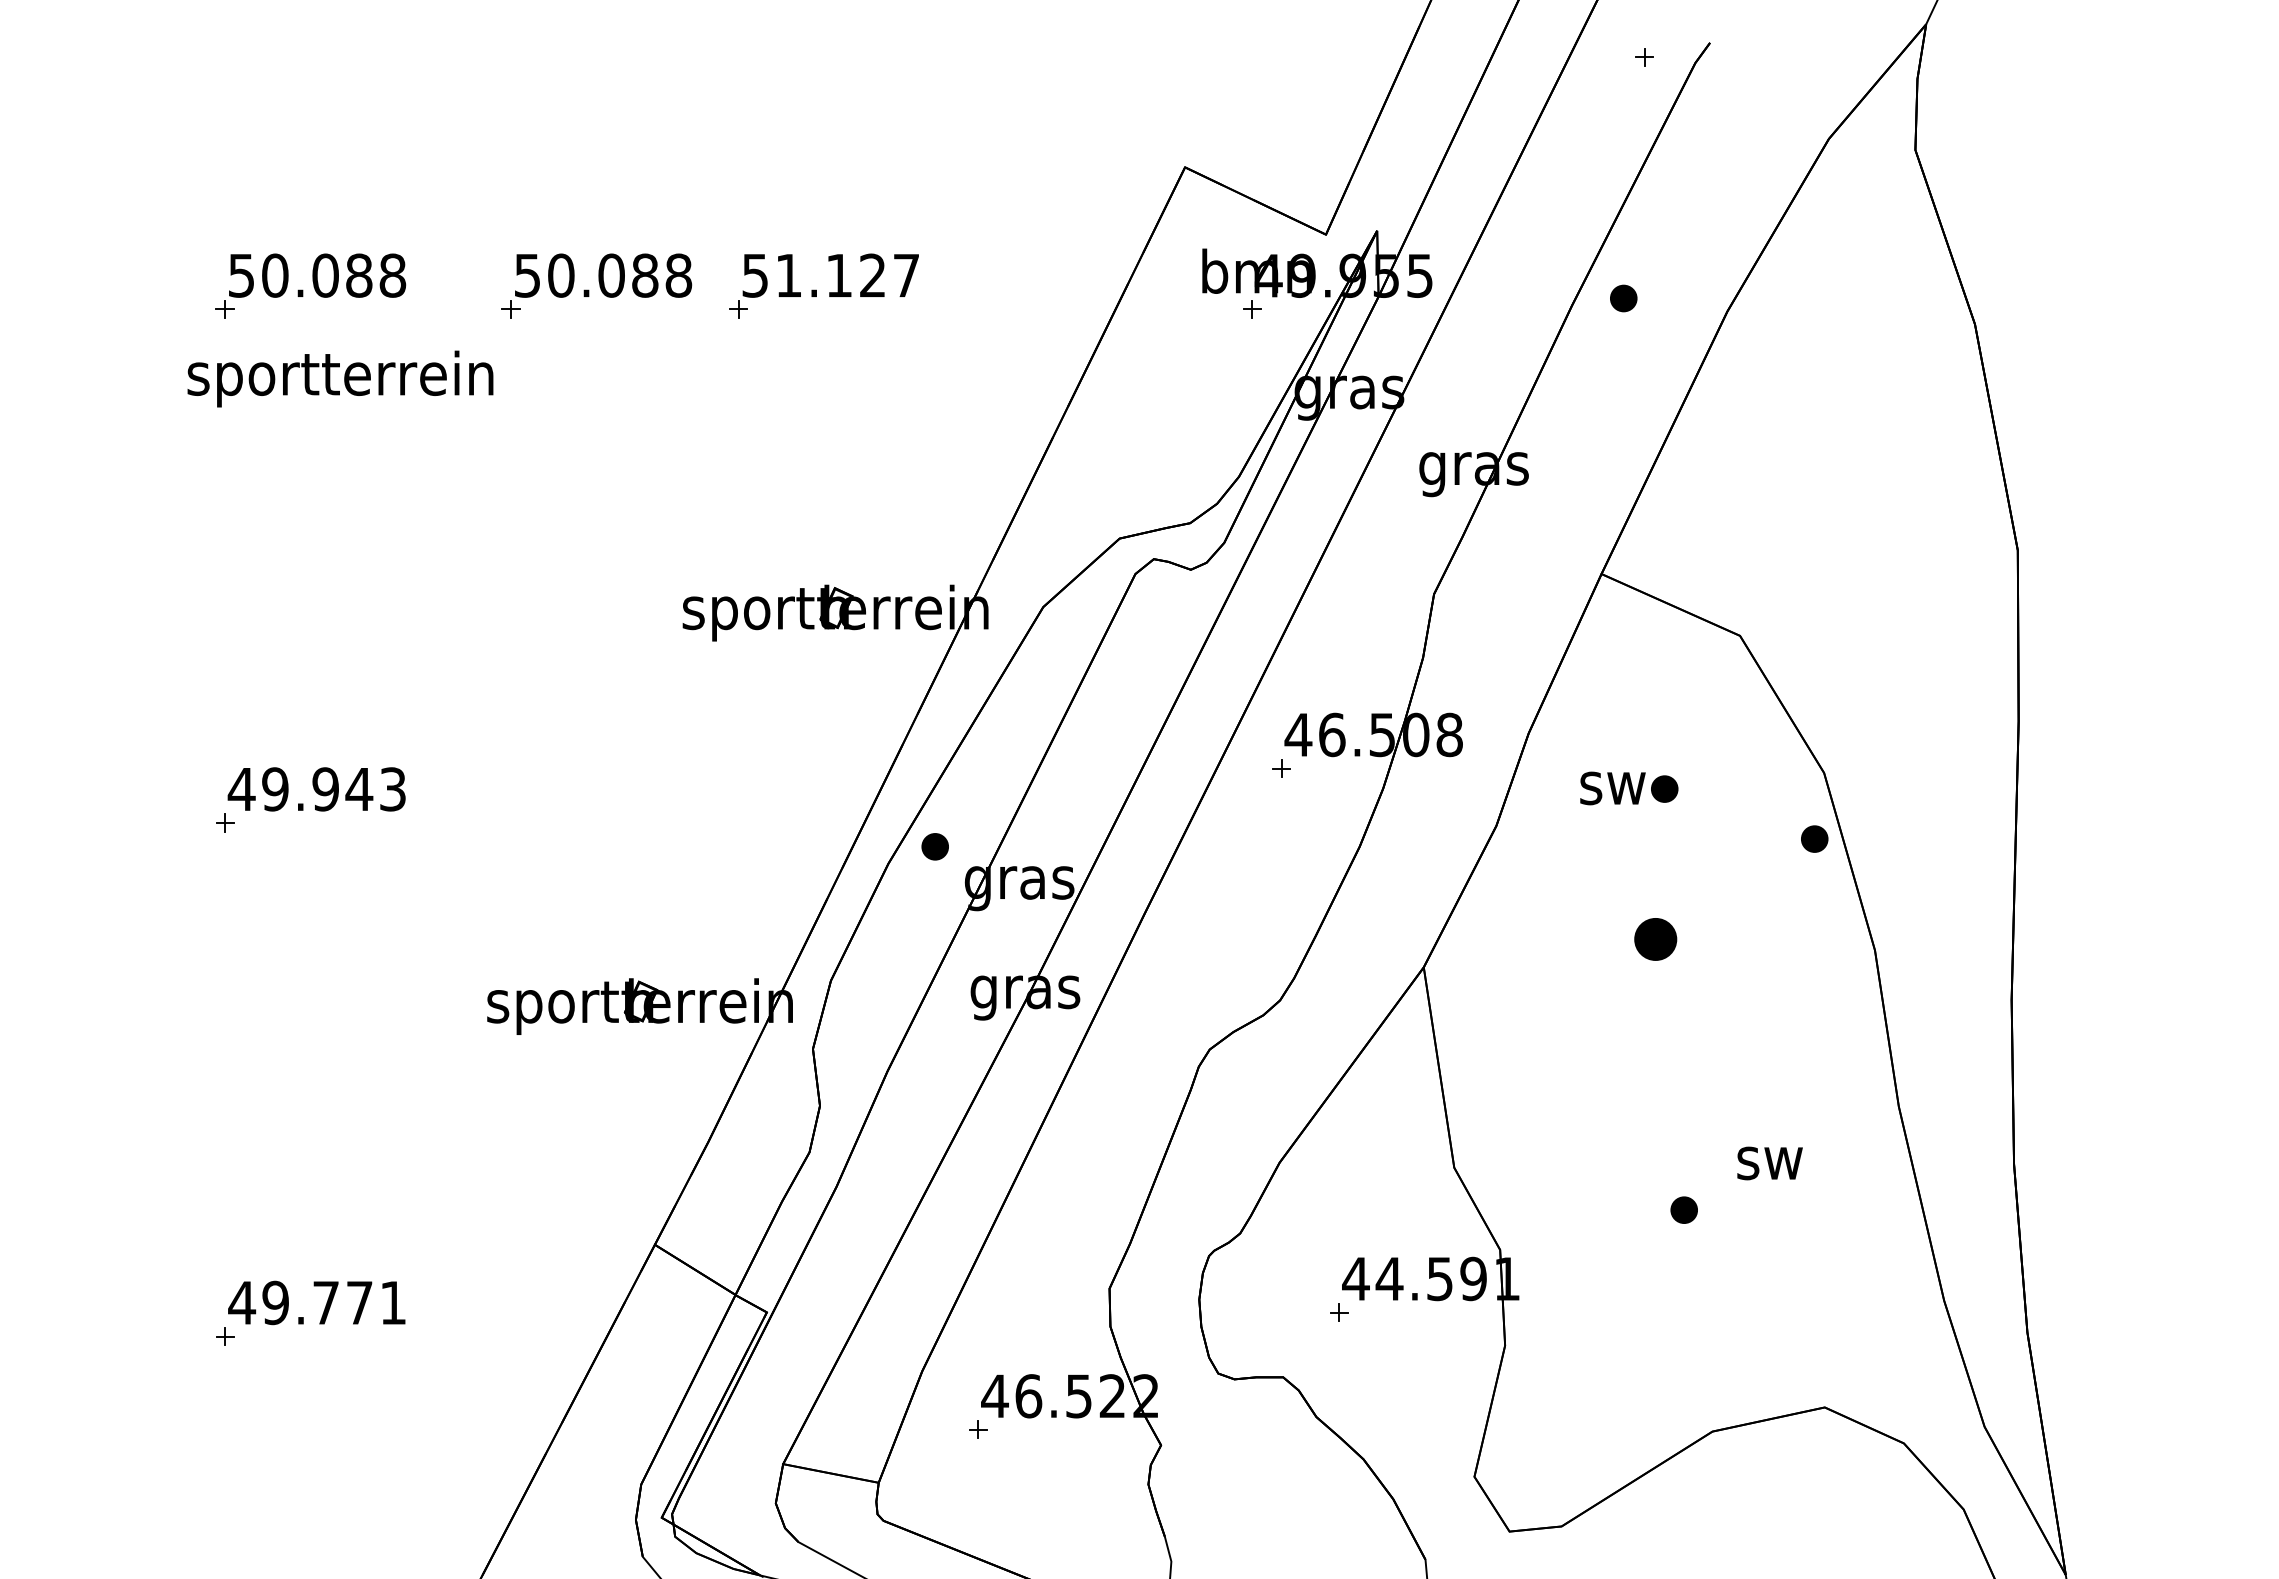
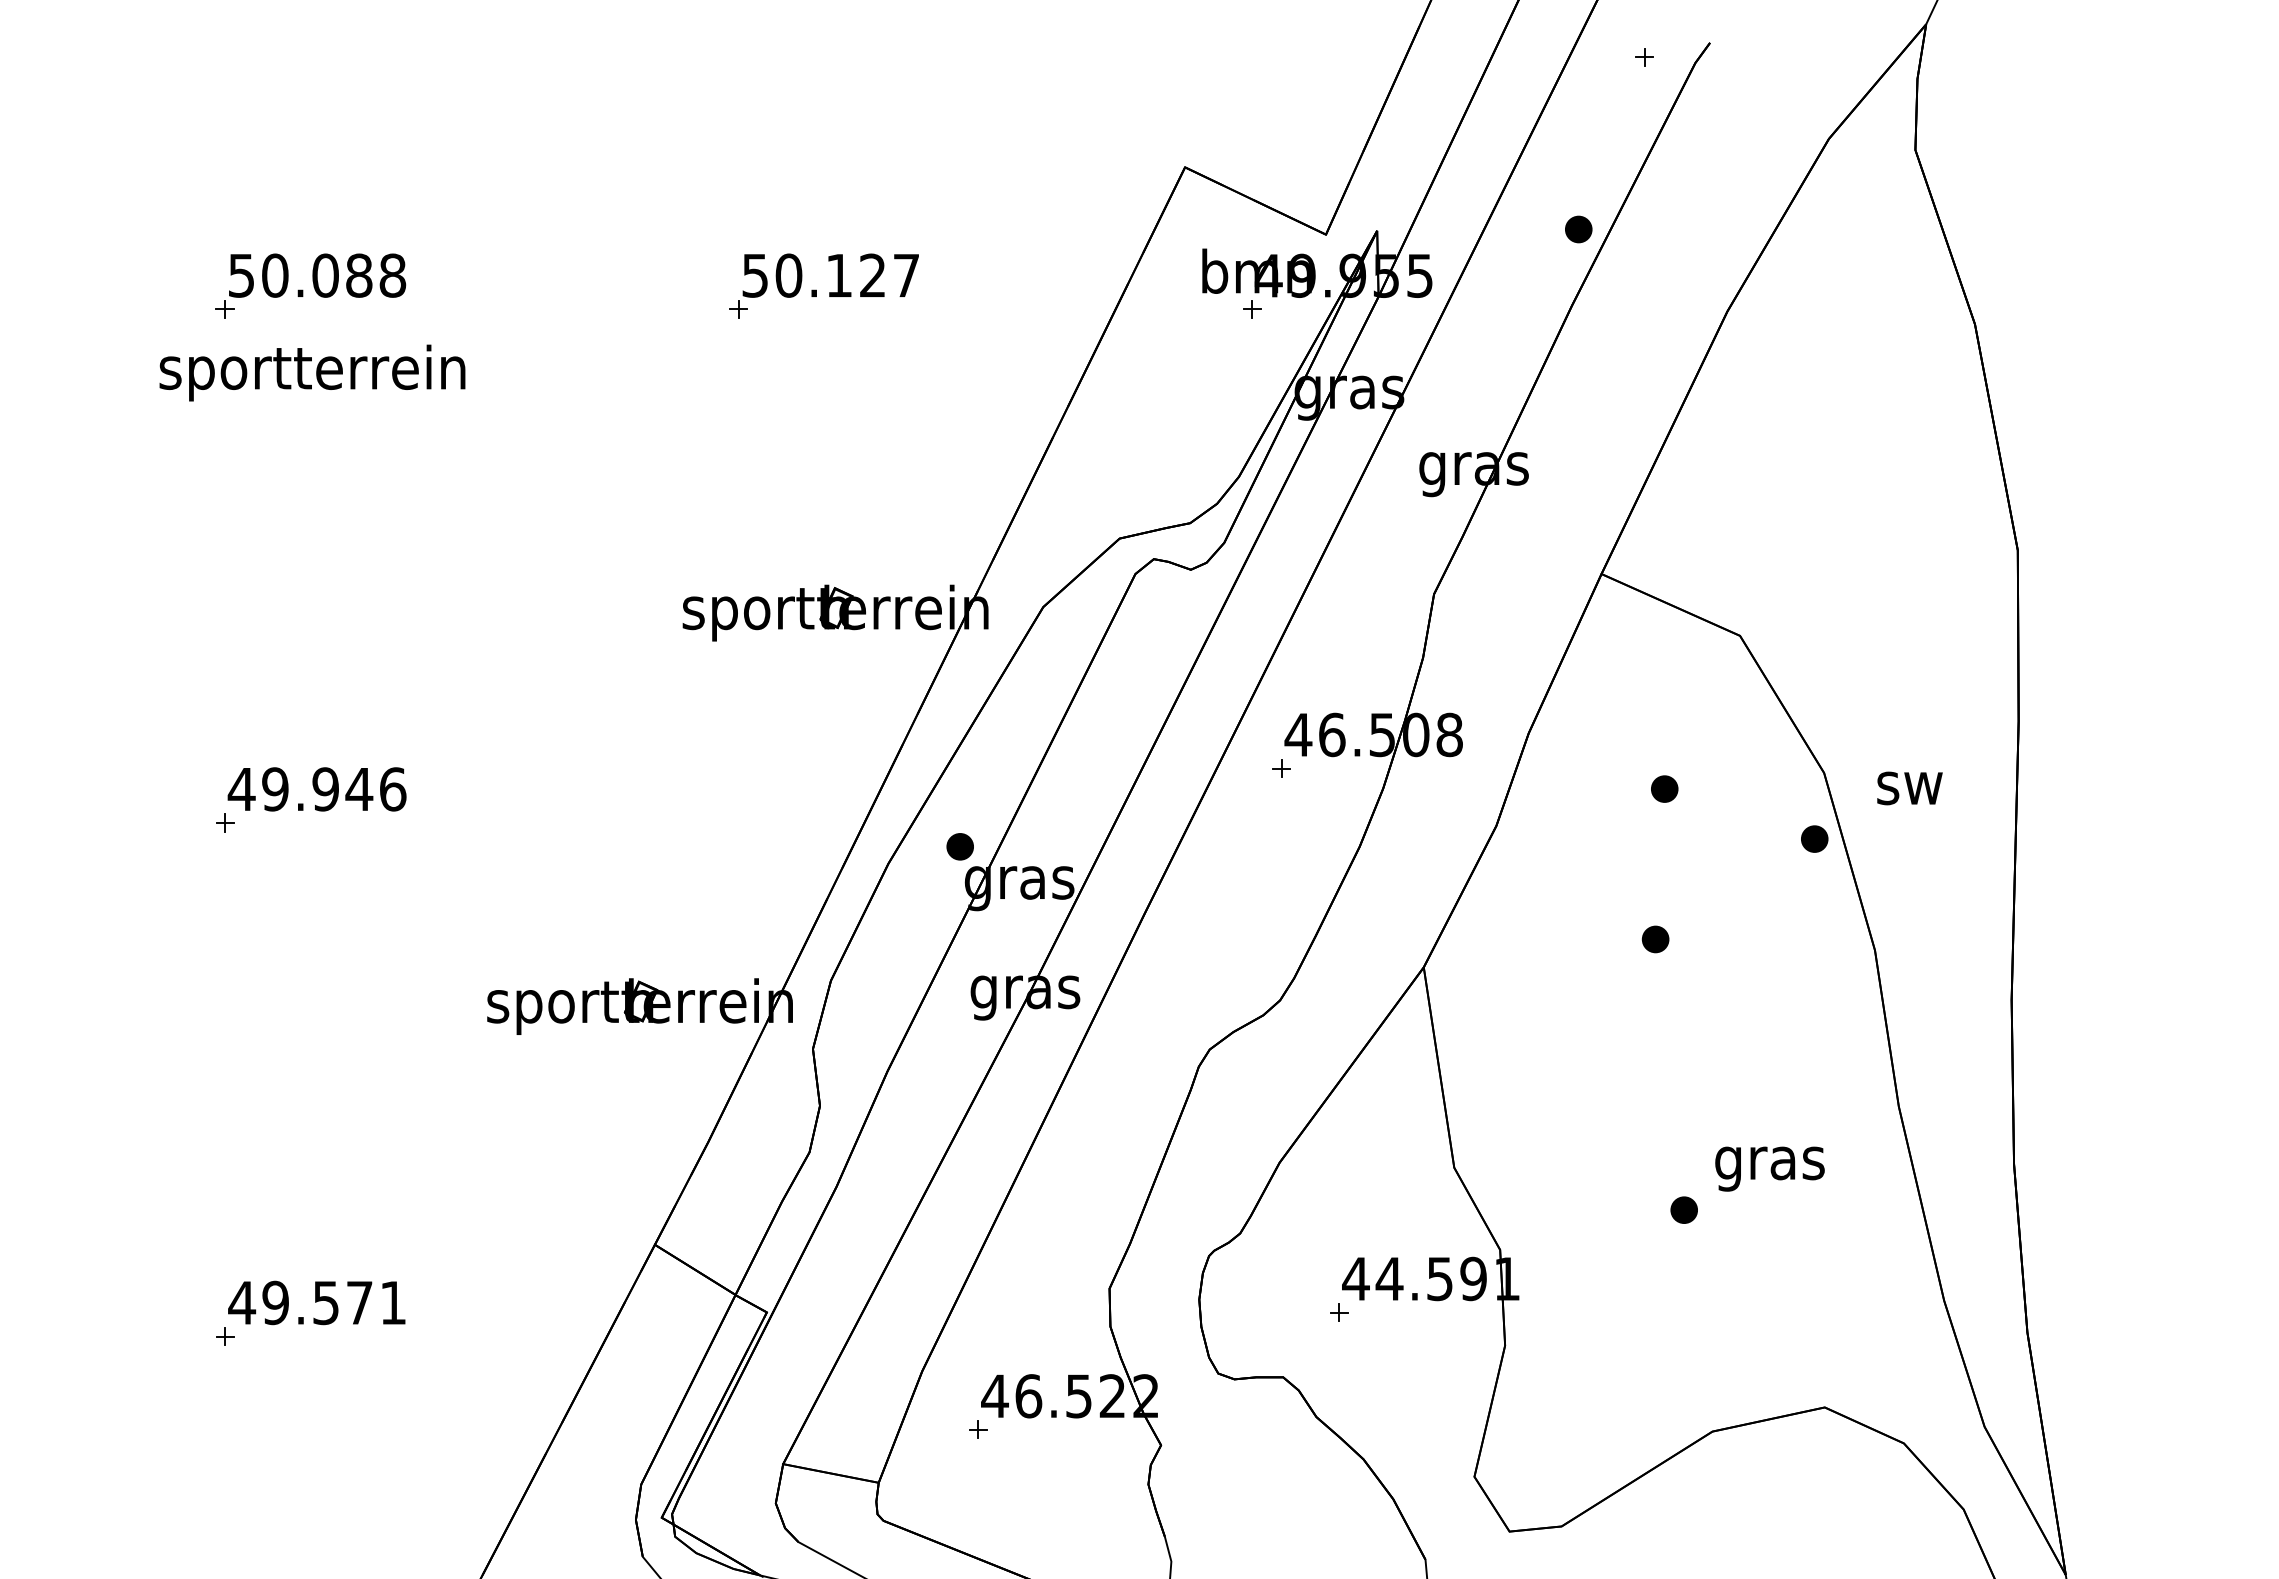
text: 51.127 -> 50.127 (788, 275)
part: present -> none (596, 285)
part position: (1623, 298) -> (1578, 229) (1578, 229)
text position: (340, 378) -> (312, 372) (312, 372)
text position: (1612, 788) -> (1909, 788) (1909, 788)
text: 49.943 -> 49.946 (393, 789)
part position: (934, 846) -> (959, 846) (959, 846)
part size: 44x43 px -> 29x29 px (1655, 939)
text: sw -> gras (1769, 1168)
text: 49.771 -> 49.571 (325, 1303)
